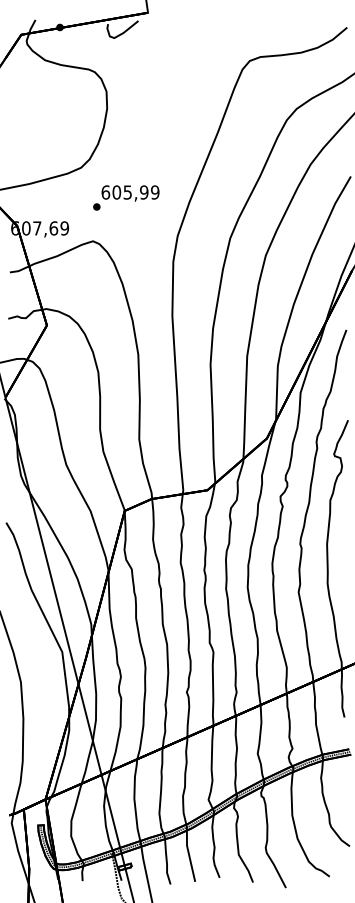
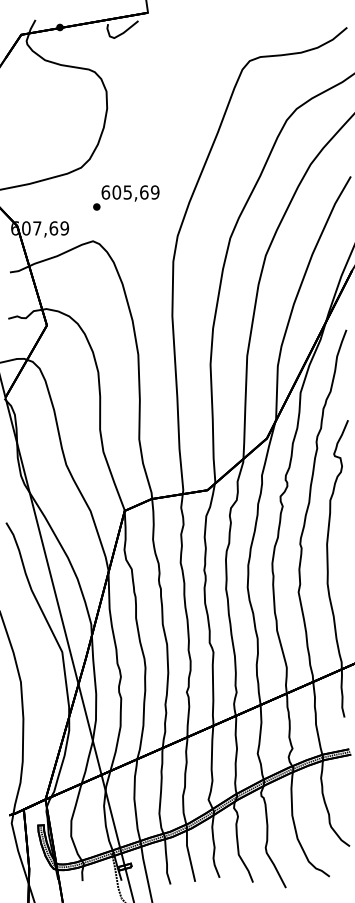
text: 605,99 -> 605,69 (144, 192)
